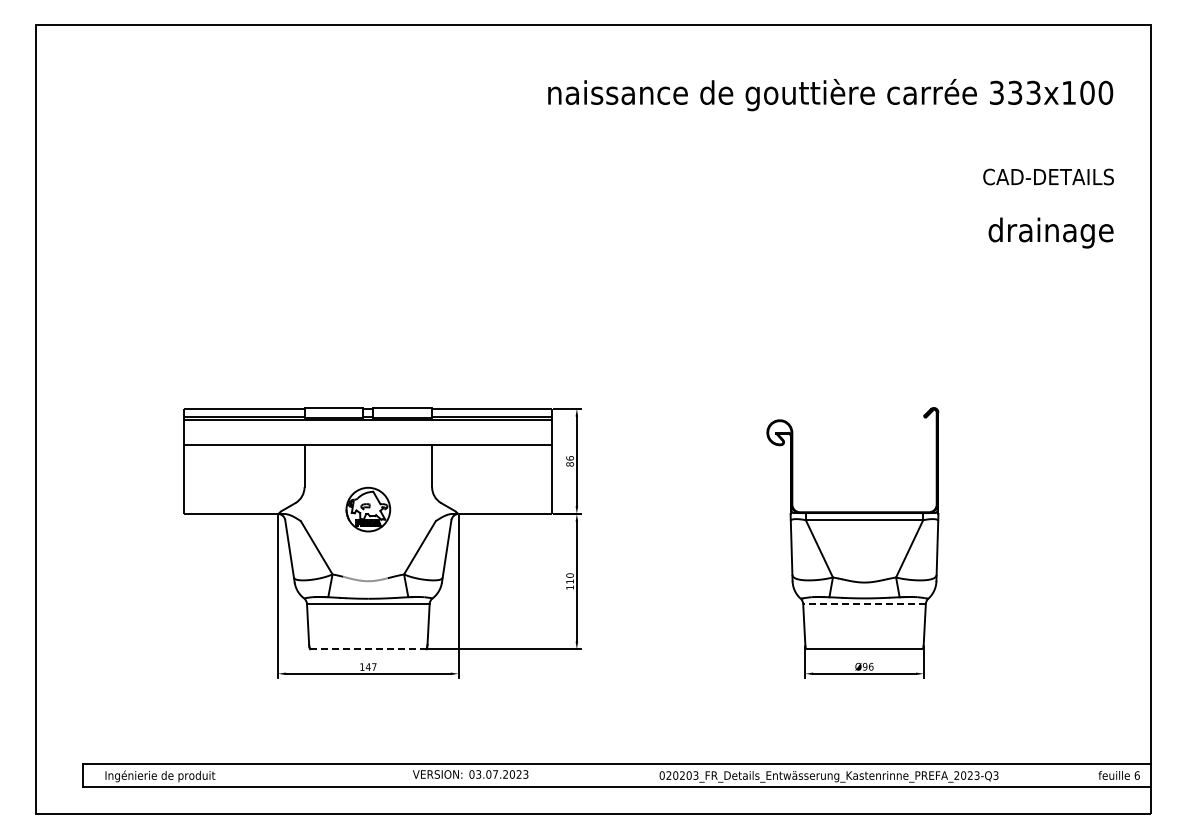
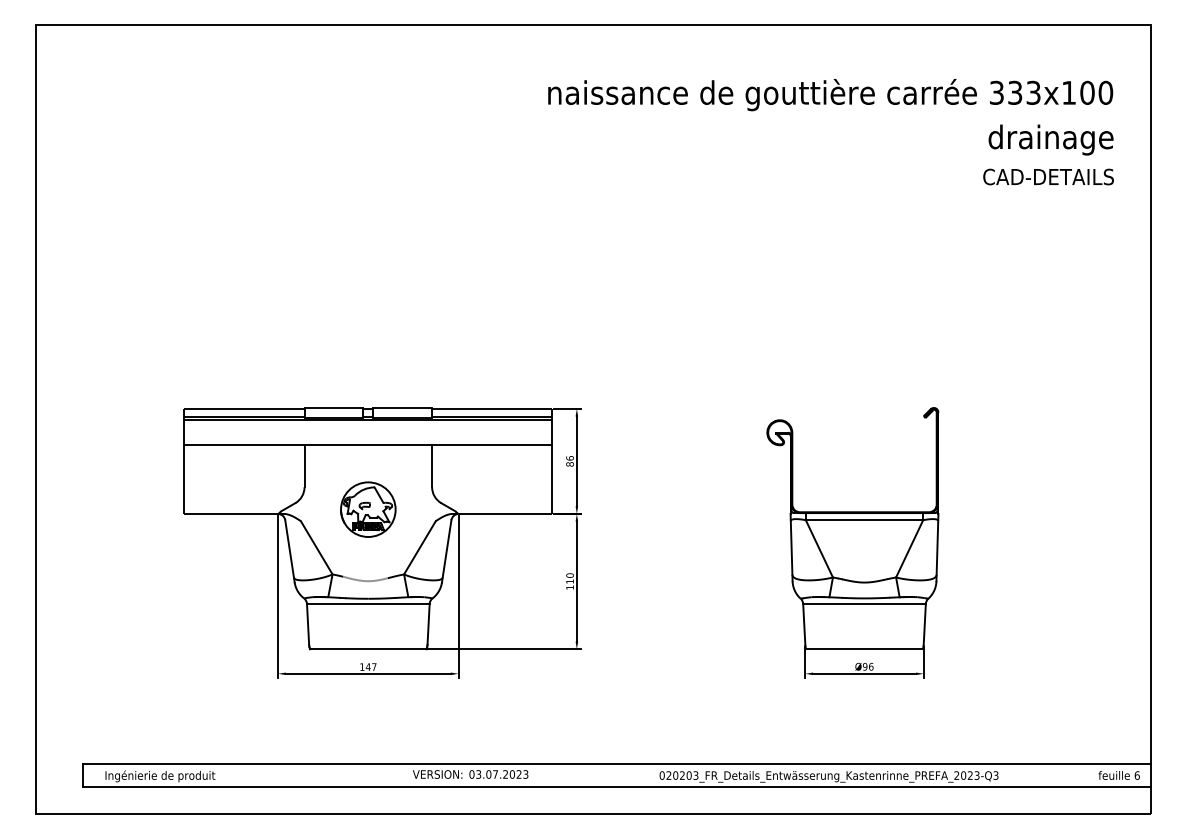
text position: (1050, 232) -> (1050, 139) (1050, 139)
part size: 47x47 px -> 57x57 px (368, 509)
line: dashed -> solid (864, 603)
line: dashed -> solid (367, 649)
